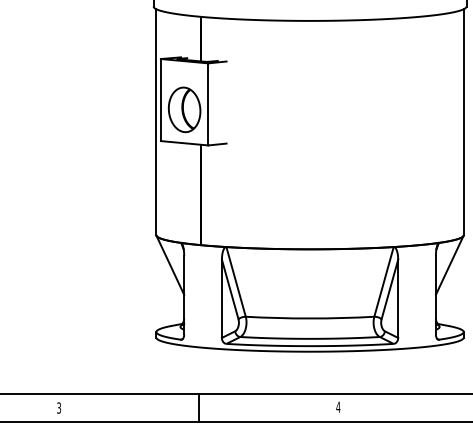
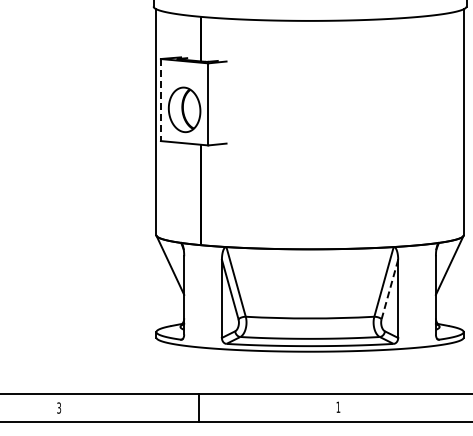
line: solid -> dashed (160, 100)
line: solid -> dashed (389, 289)
text: 4 -> 1 (338, 406)
